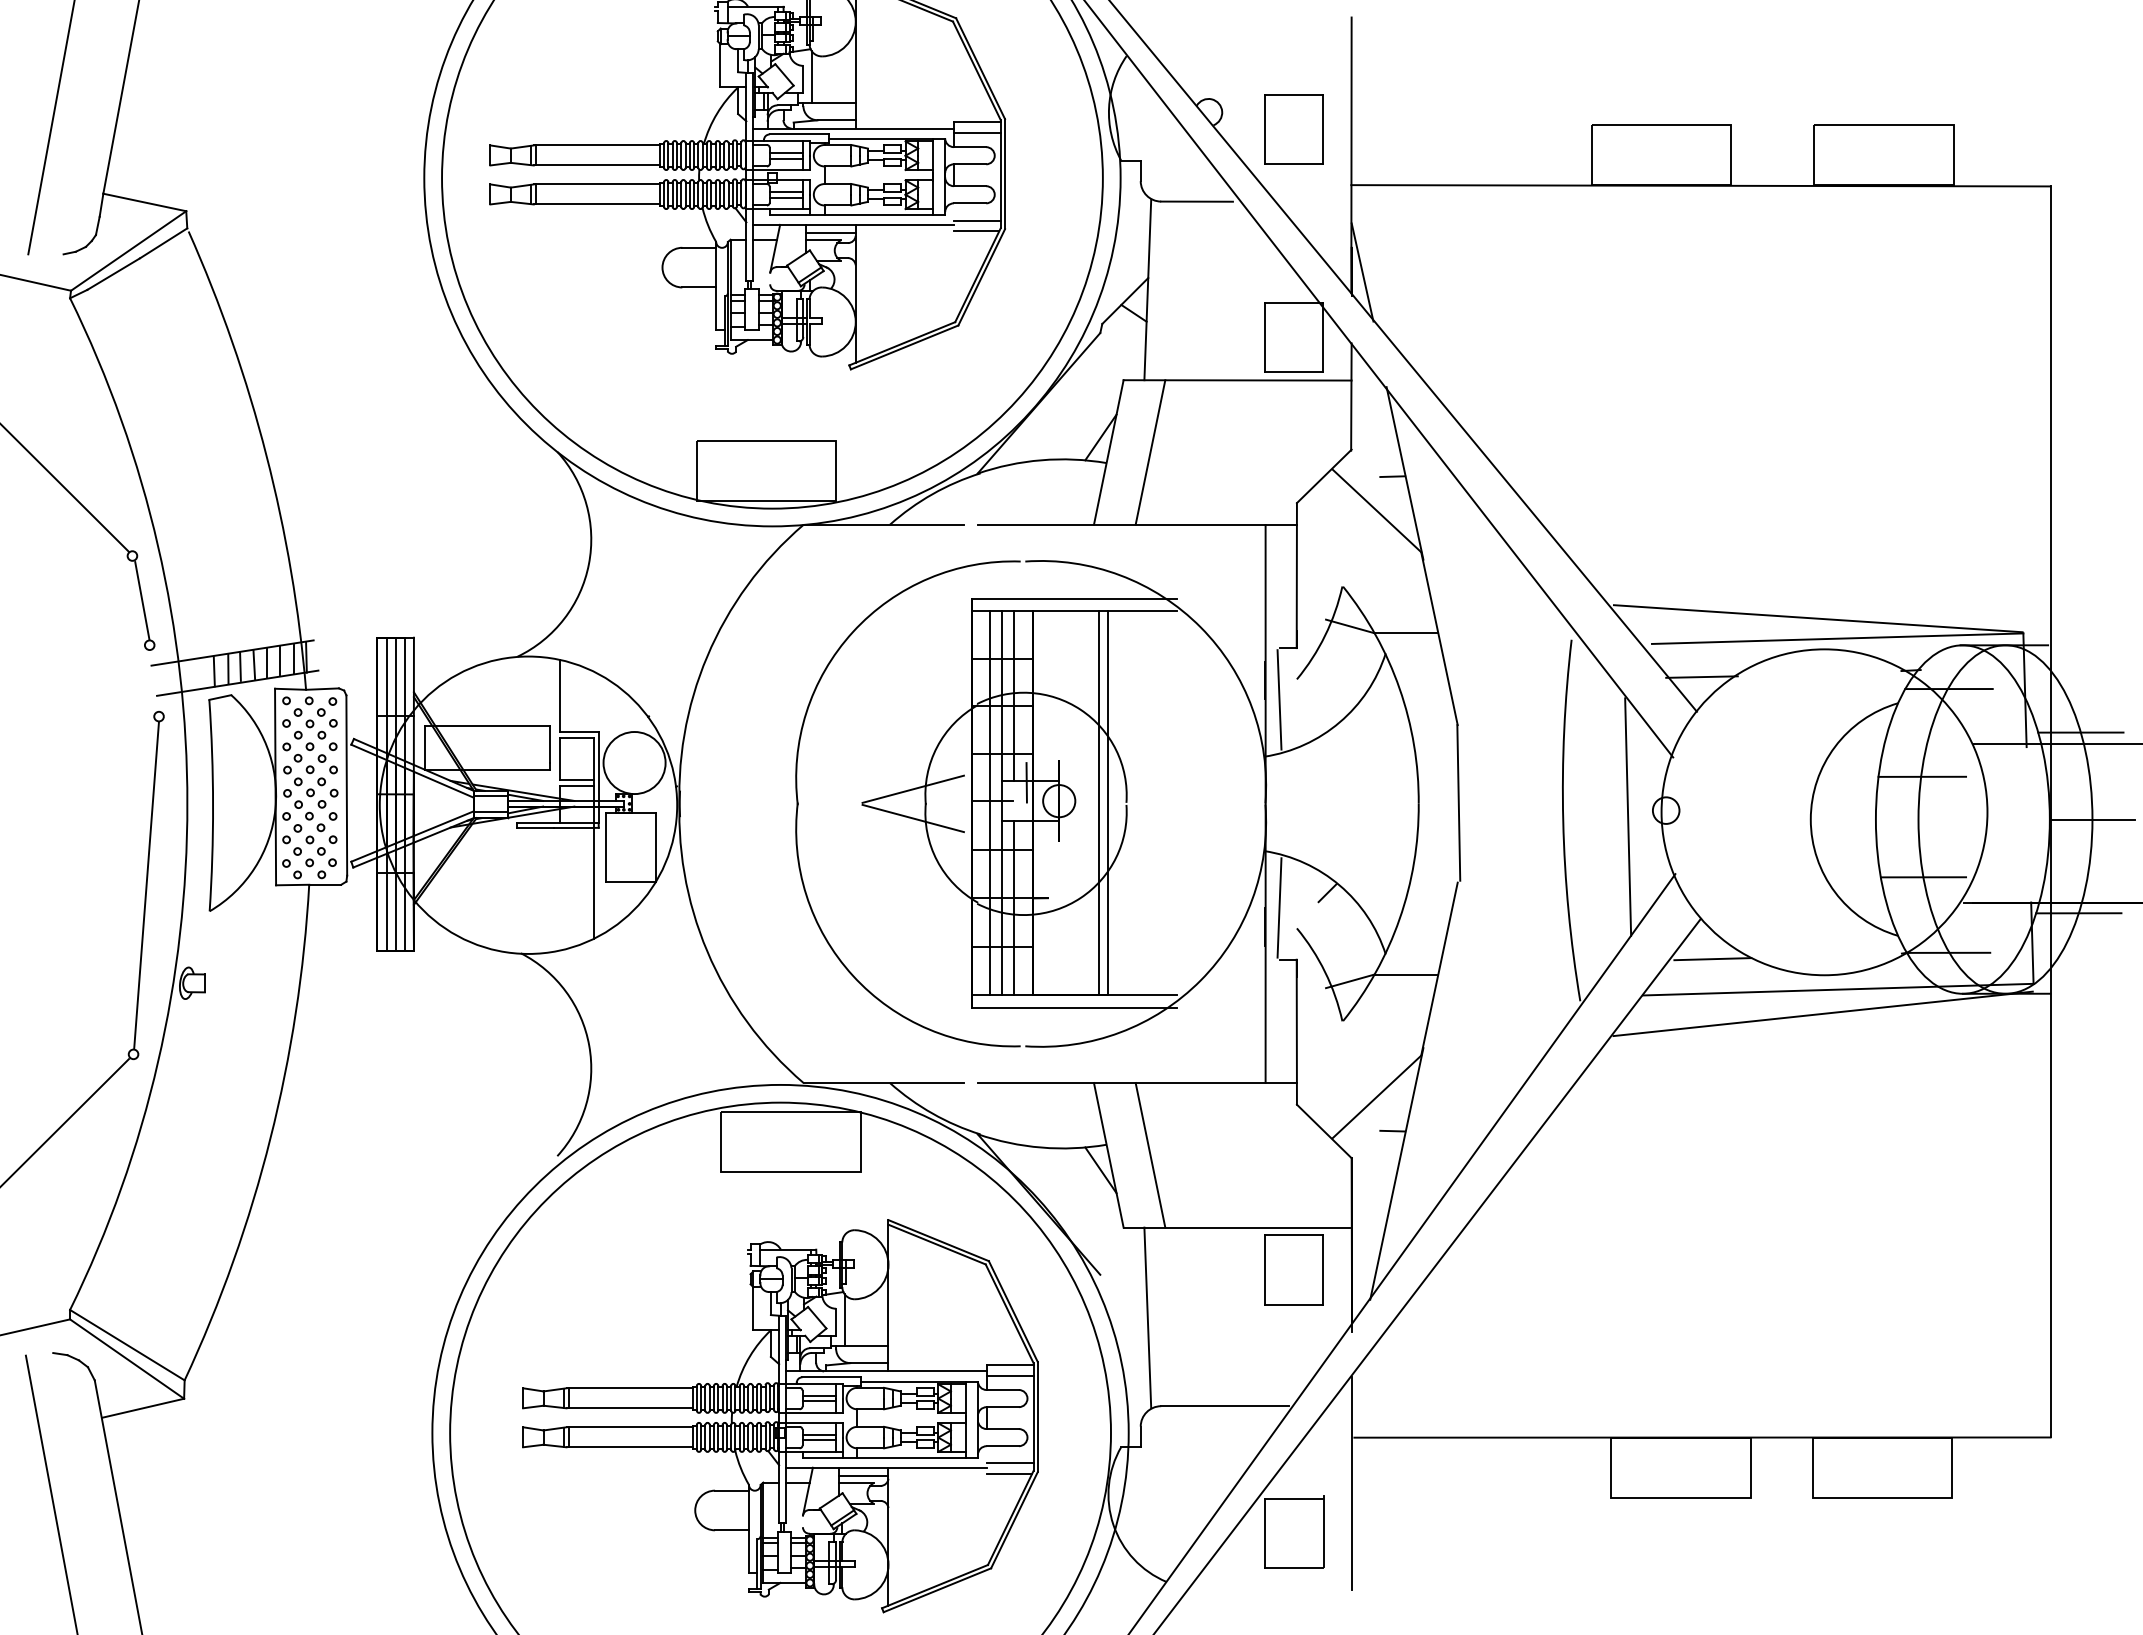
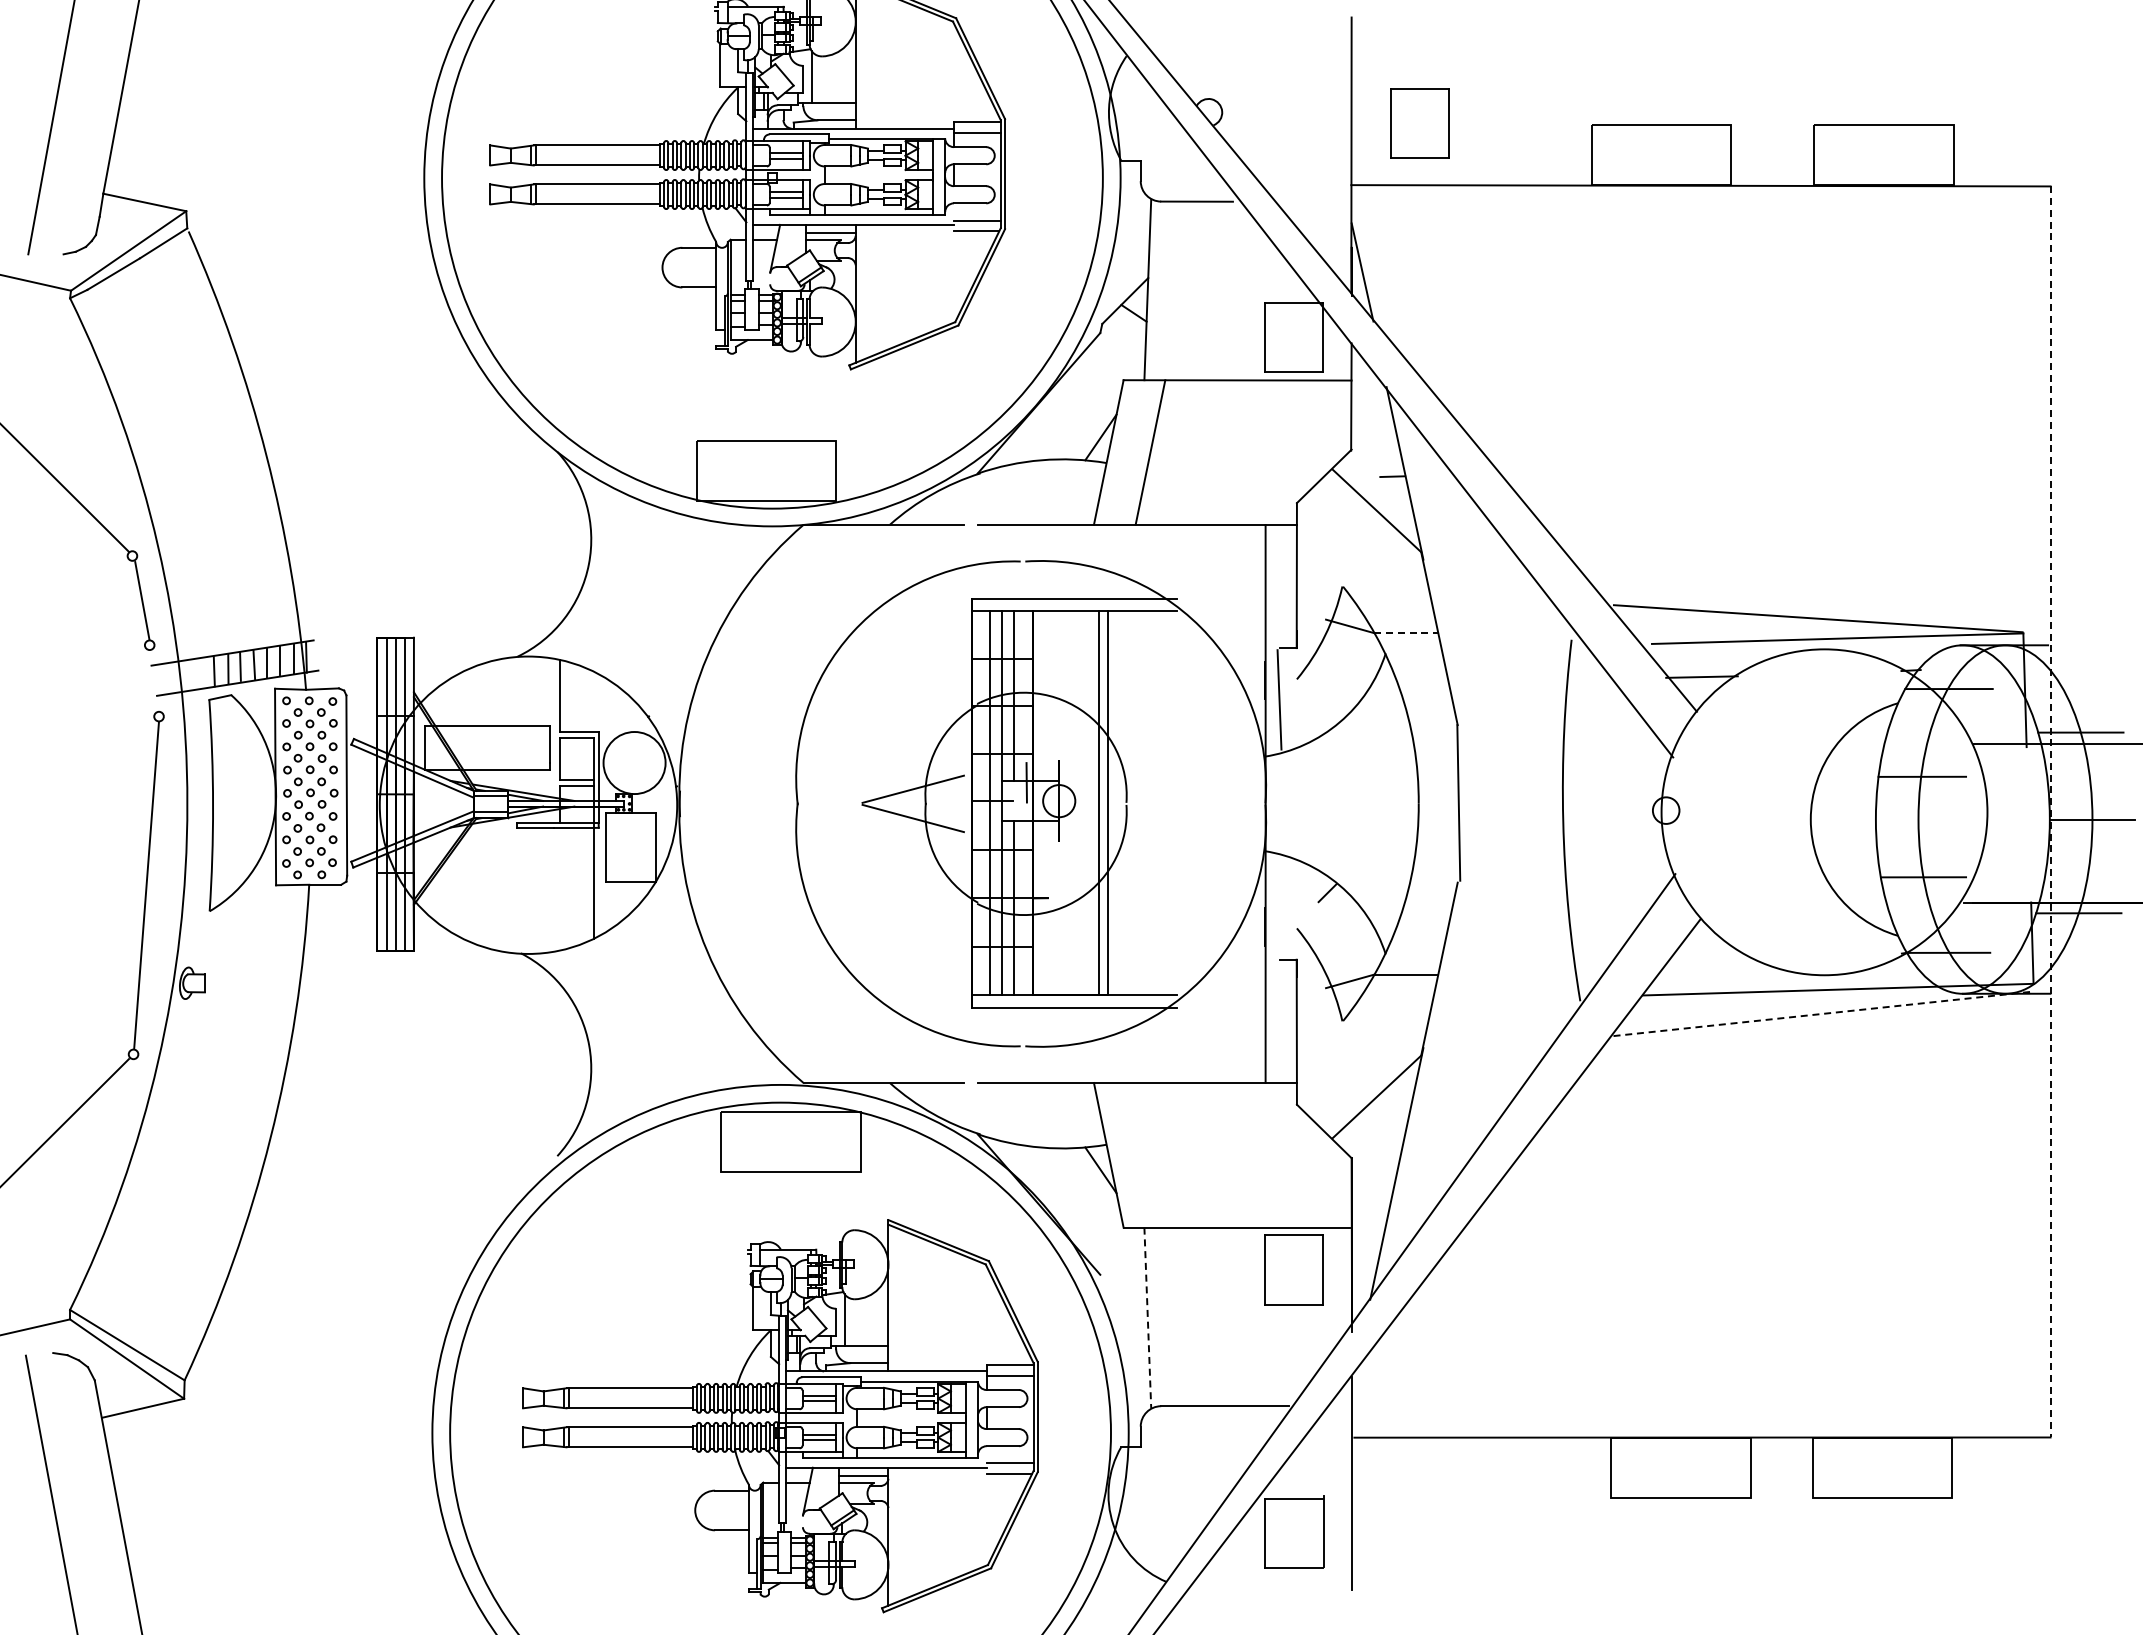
part position: (1293, 129) -> (1419, 123) (1419, 123)
line: solid -> dashed (1406, 632)
line: solid -> dashed (2050, 811)
line: present -> none (1628, 816)
line: present -> none (1279, 907)
line: present -> none (1712, 959)
line: solid -> dashed (1823, 1013)
line: present -> none (1392, 1130)
line: present -> none (1150, 1155)
line: solid -> dashed (1147, 1318)
